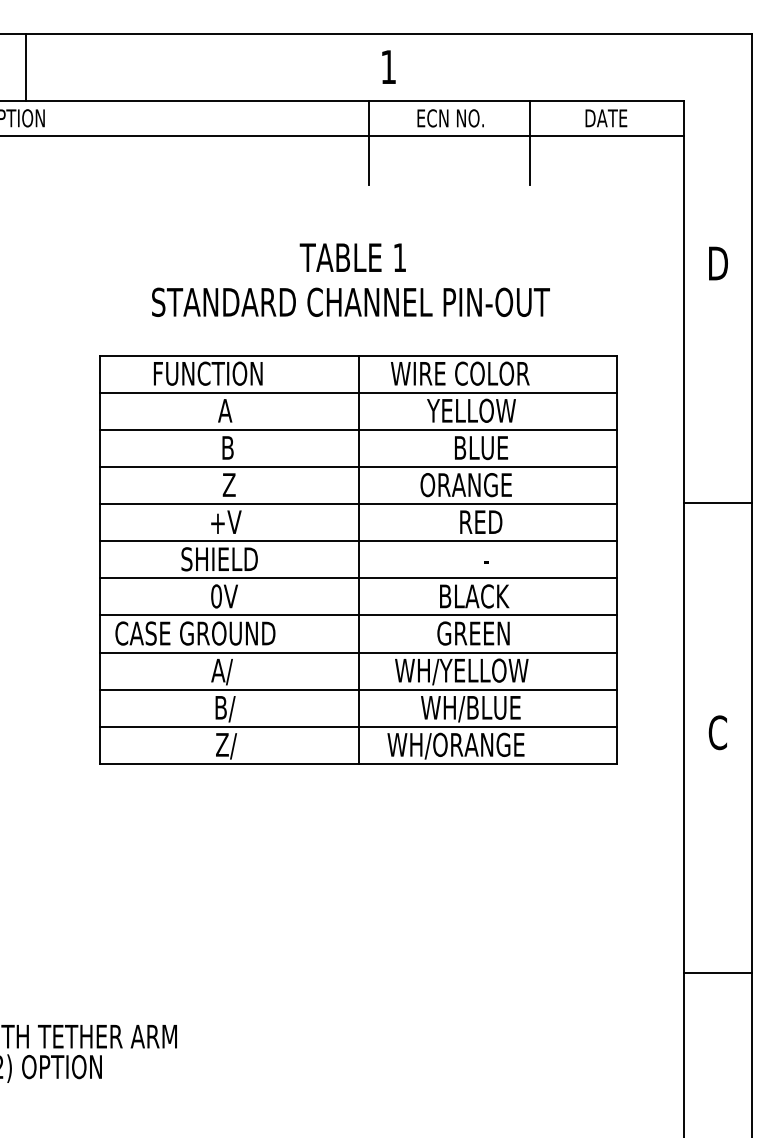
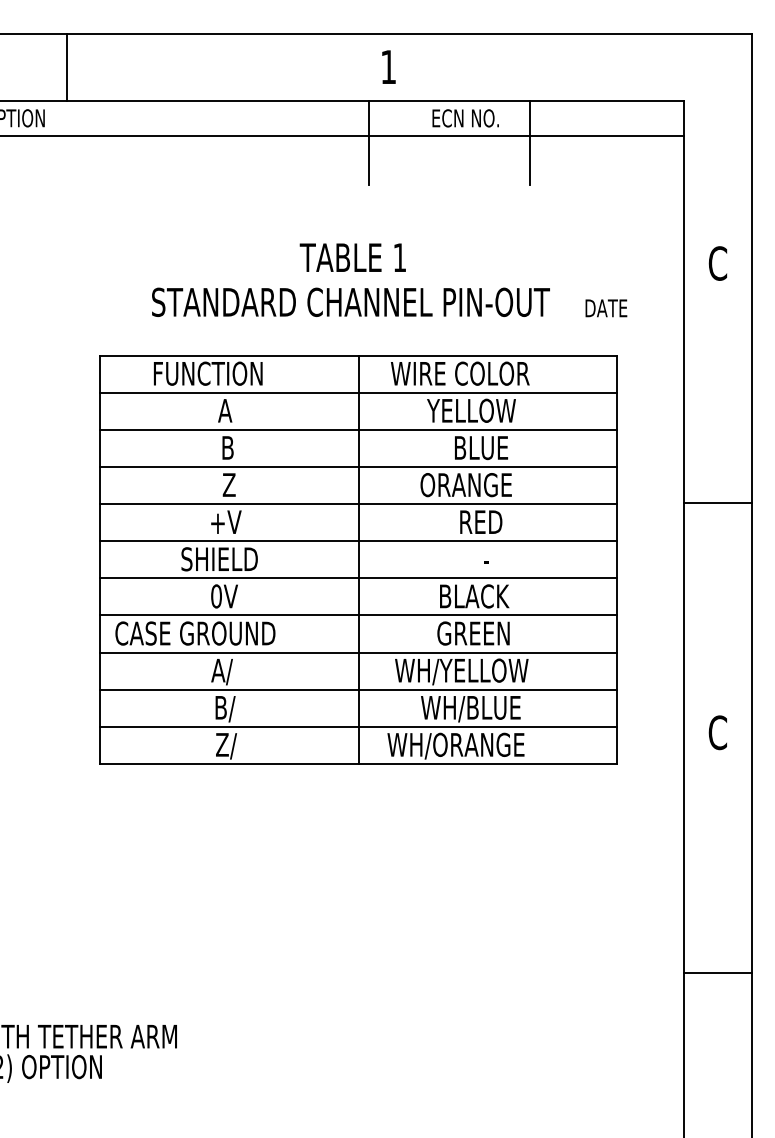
line position: (26, 67) -> (67, 67) (67, 67)
text position: (450, 118) -> (465, 118) (465, 118)
text position: (606, 118) -> (606, 308) (606, 308)
text: D -> C (717, 263)
